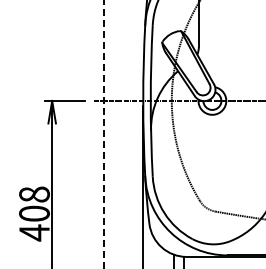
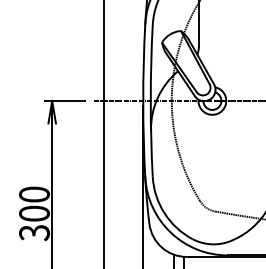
line: dashed -> solid (104, 134)
text: 408 -> 300 (34, 213)
